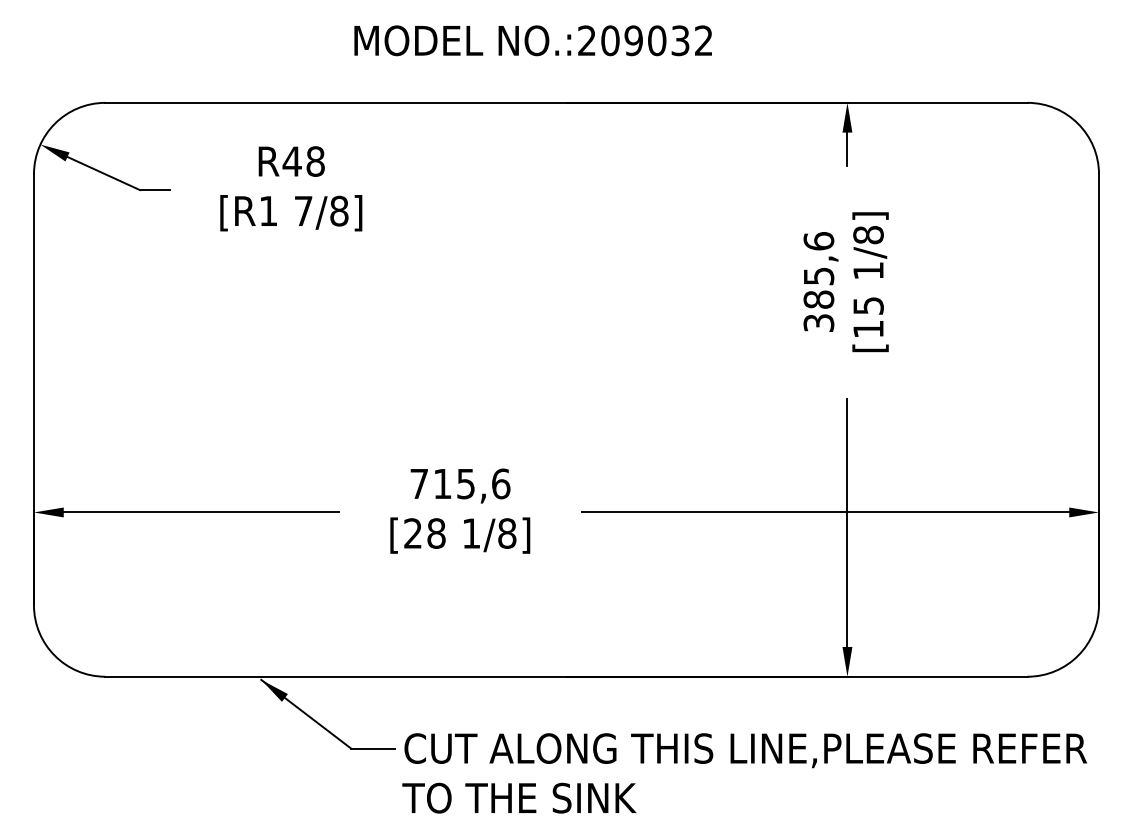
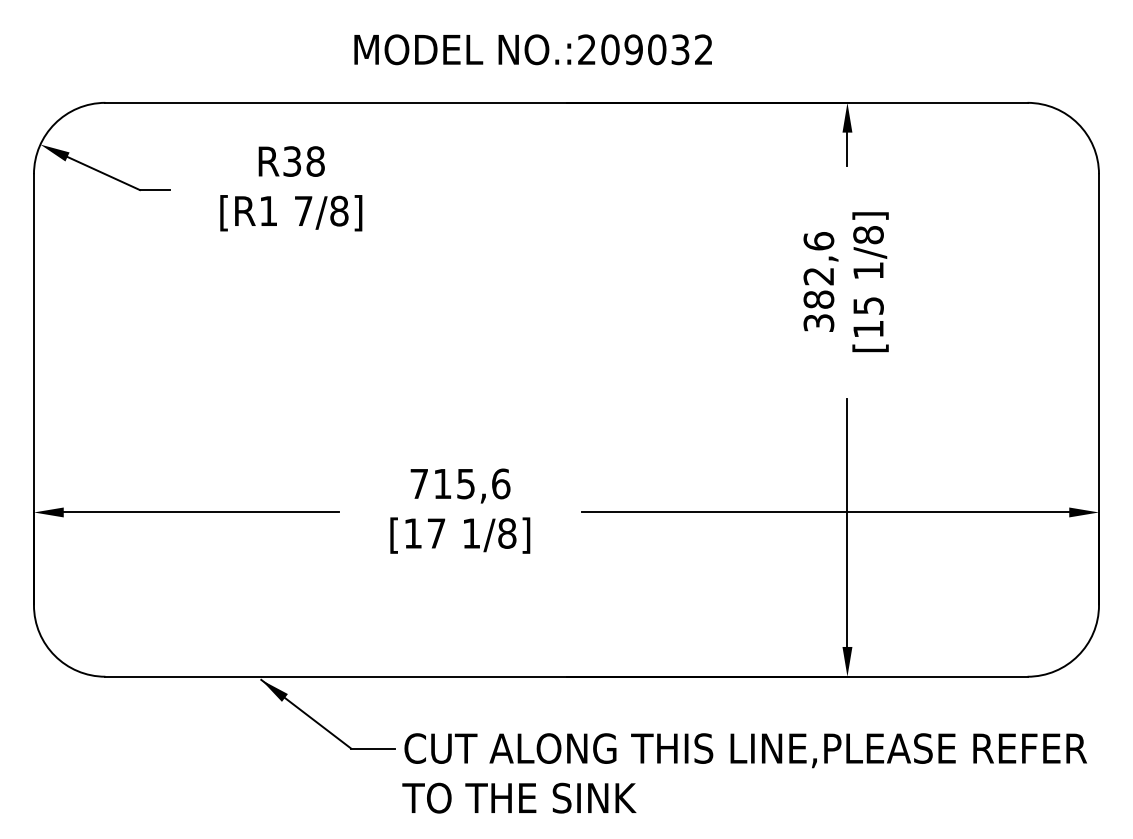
text position: (532, 40) -> (532, 49) (532, 49)
text: R48 -> R38 (291, 161)
text: 385,6 -> 382,6 (818, 276)
text: [28 -> [17 (424, 533)
